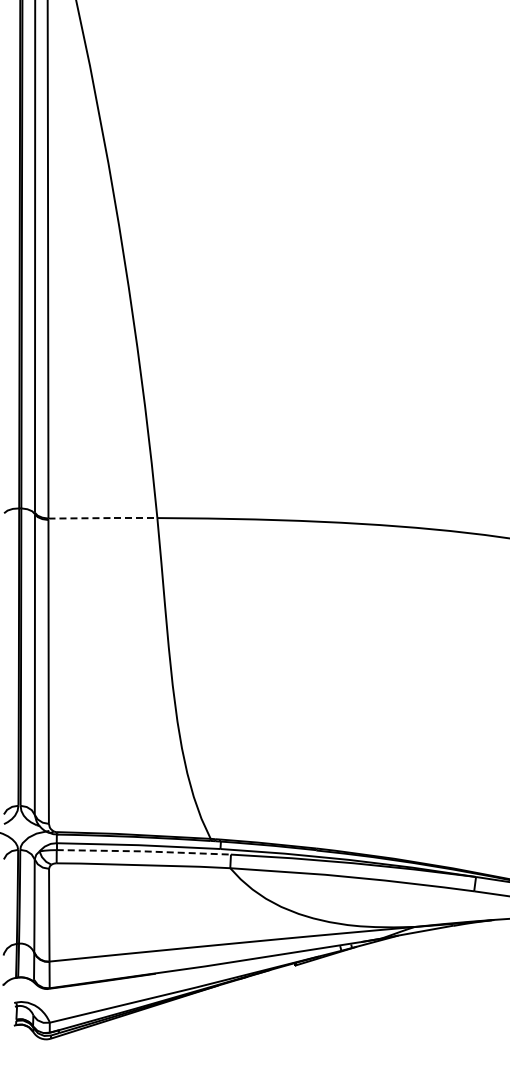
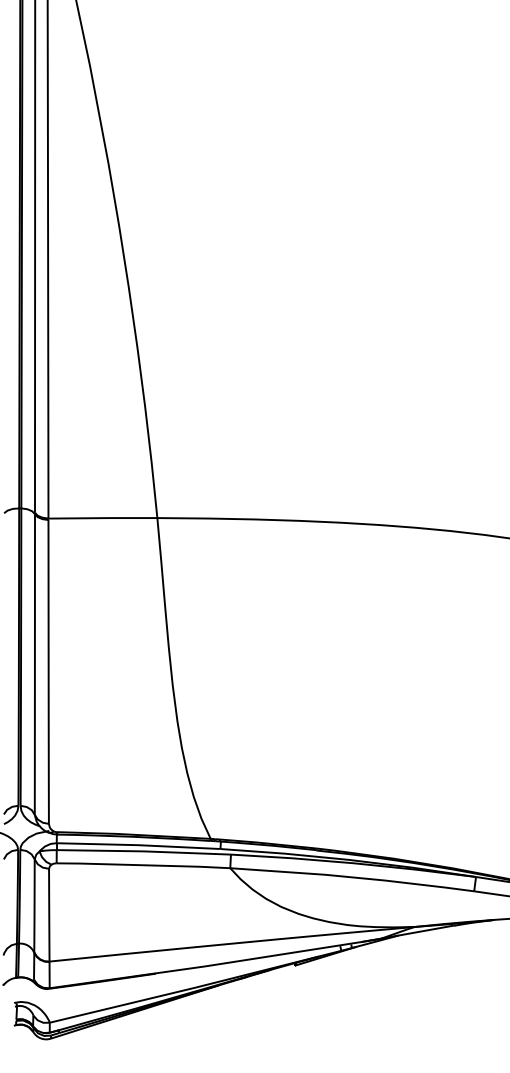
line: dashed -> solid (104, 518)
line: dashed -> solid (143, 851)
